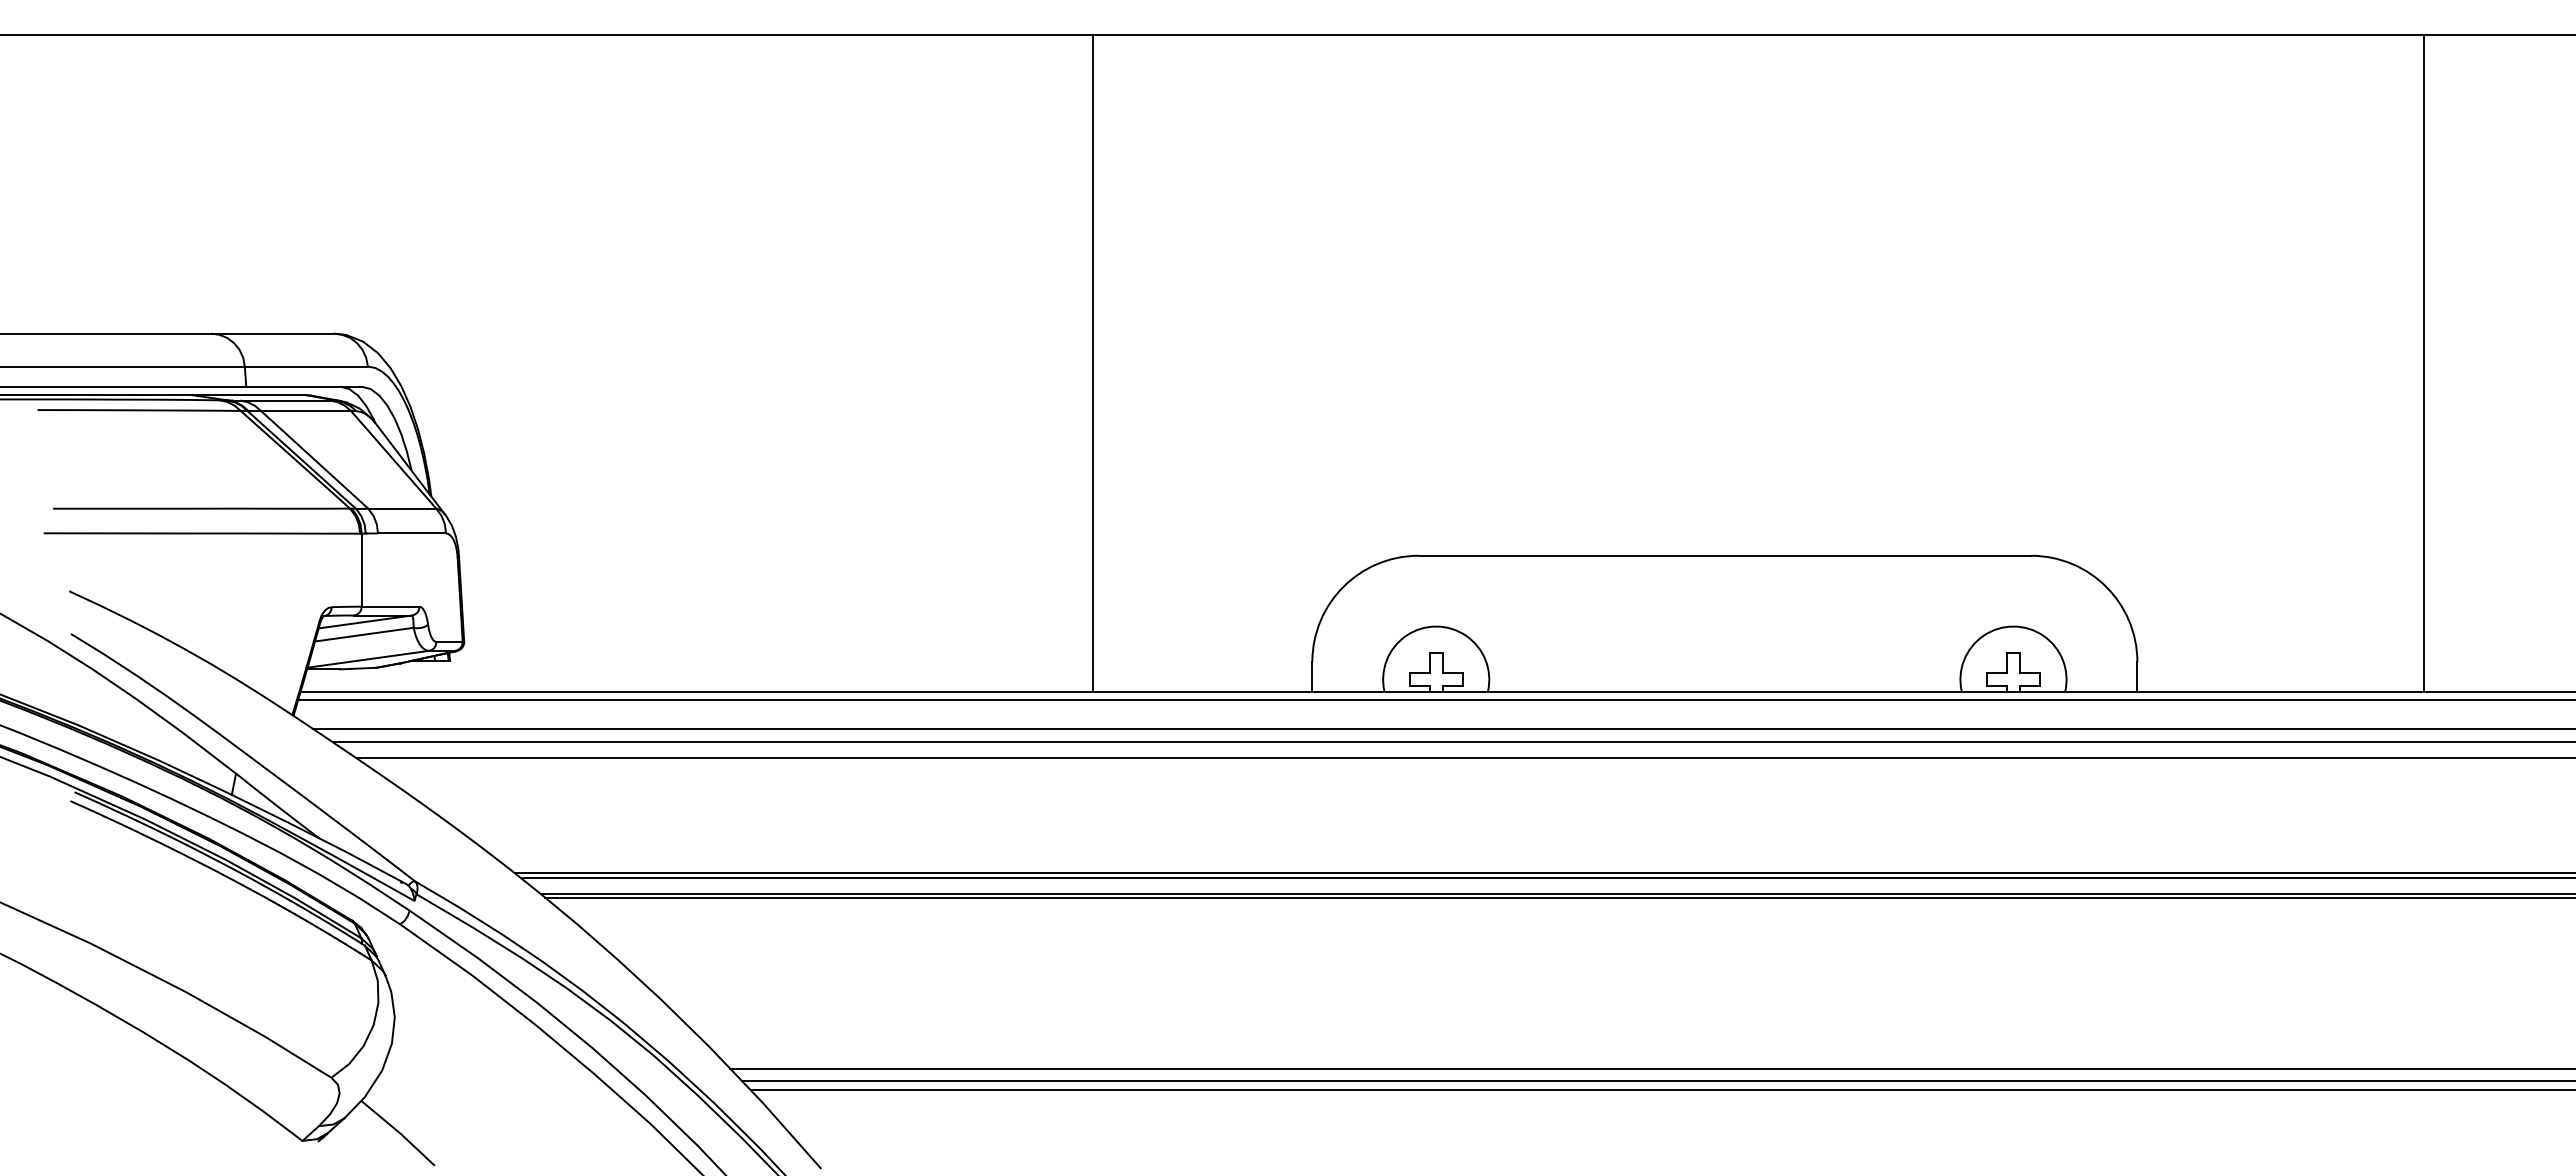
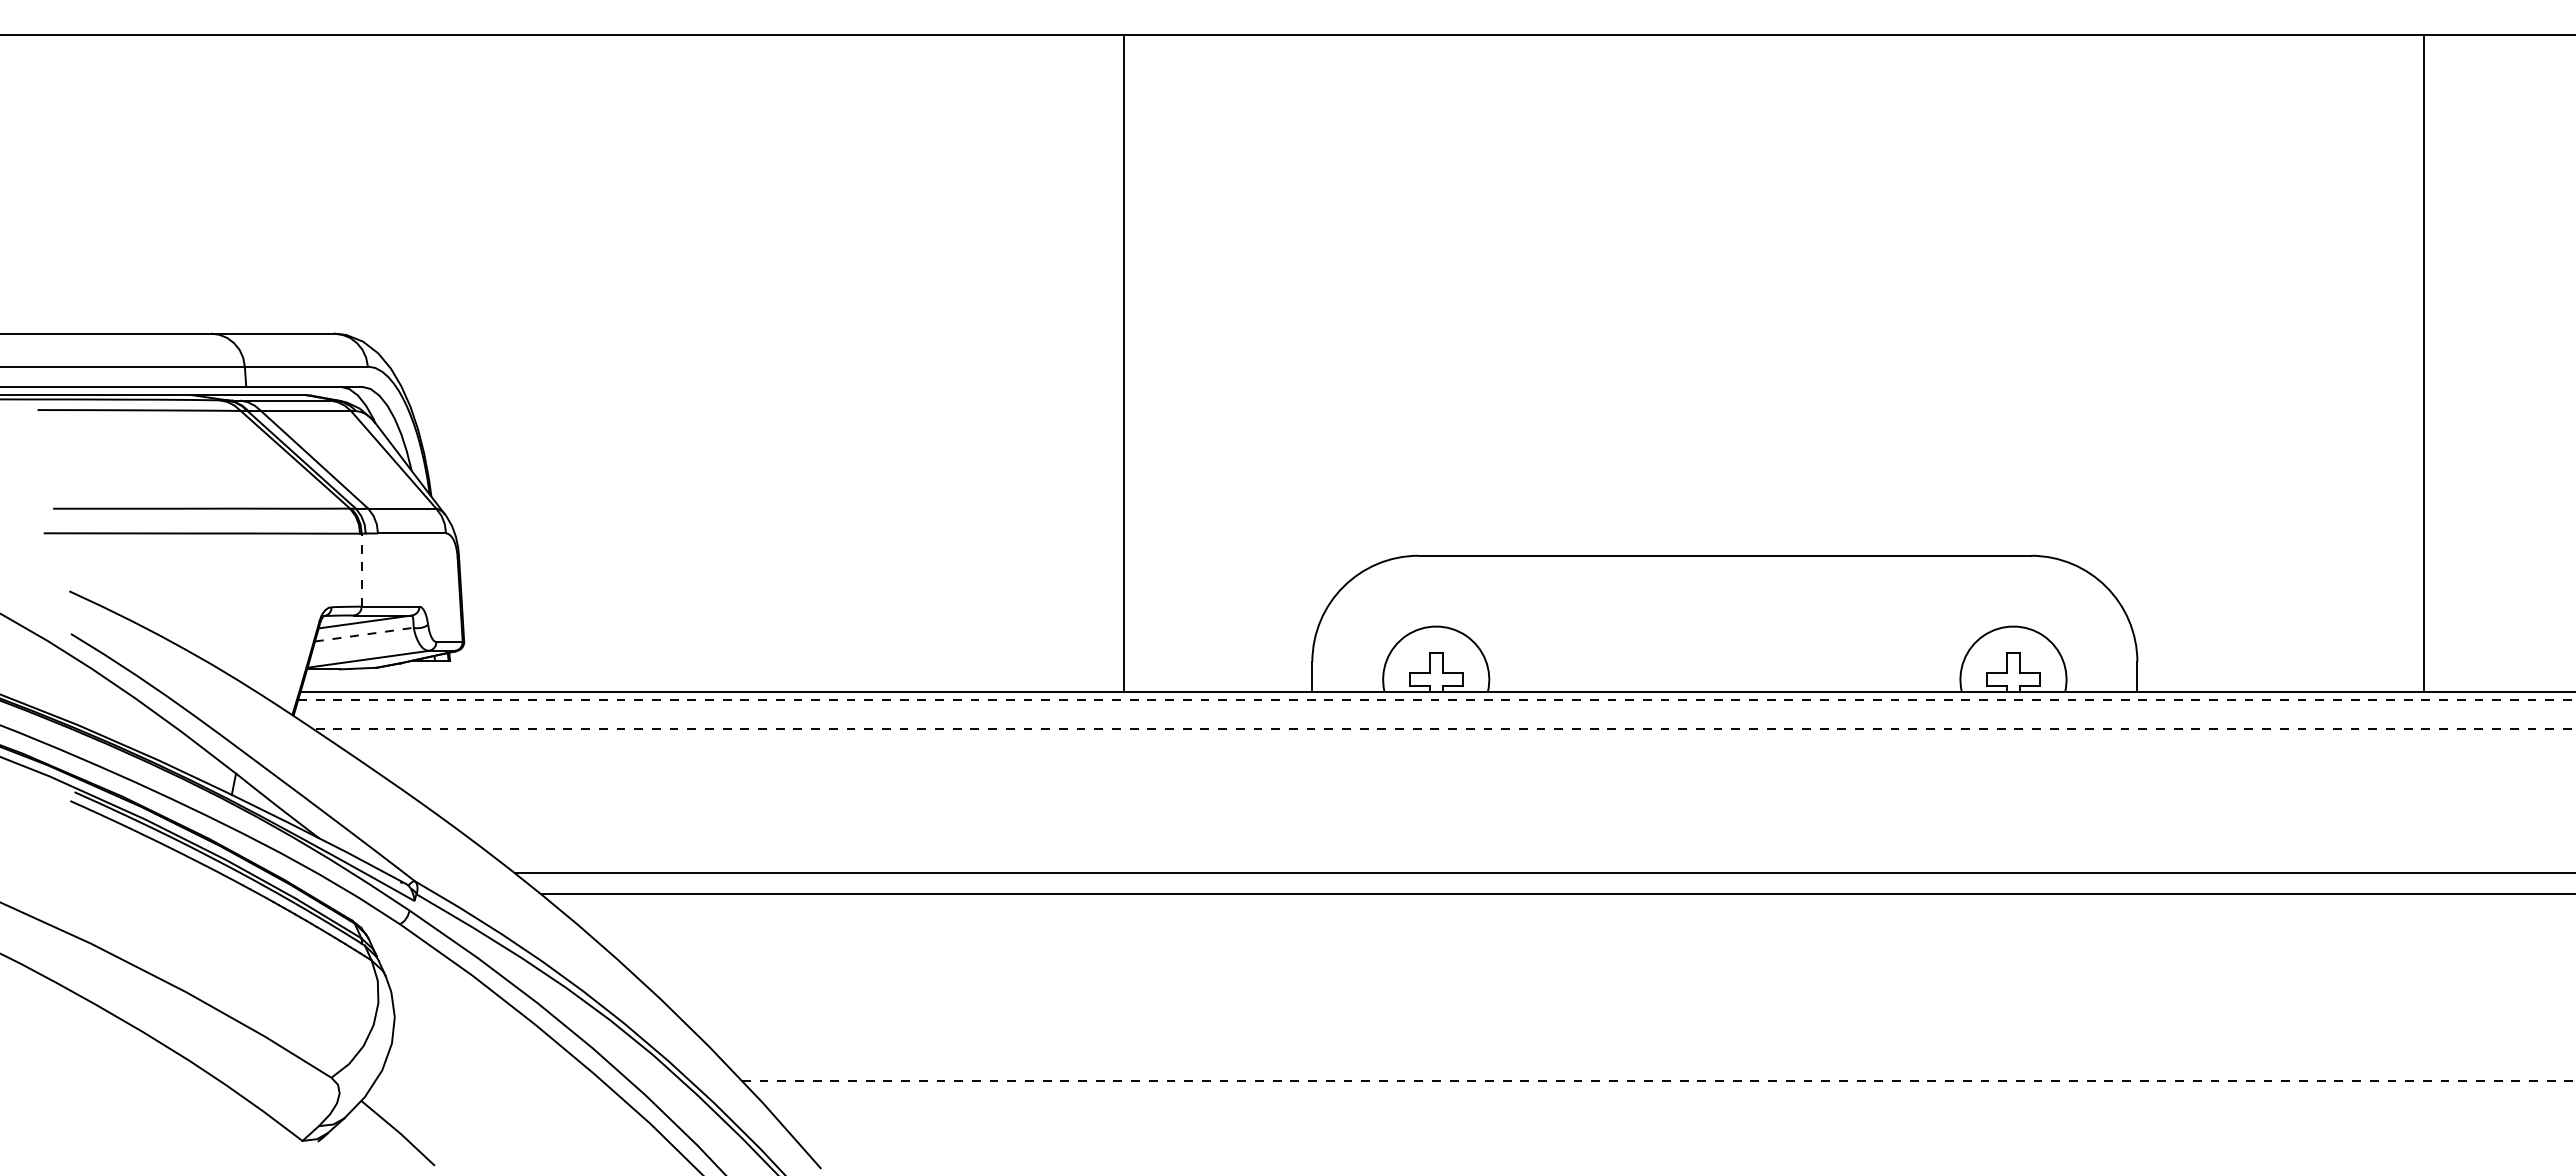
line position: (1092, 363) -> (1123, 363) (1123, 363)
line: solid -> dashed (361, 569)
line: solid -> dashed (364, 634)
line: solid -> dashed (1436, 700)
line: solid -> dashed (1443, 728)
line: present -> none (1452, 742)
line: present -> none (1464, 758)
line: present -> none (1546, 878)
line: present -> none (1558, 897)
line: present -> none (1651, 1068)
line: solid -> dashed (1658, 1080)
line: present -> none (1661, 1089)
